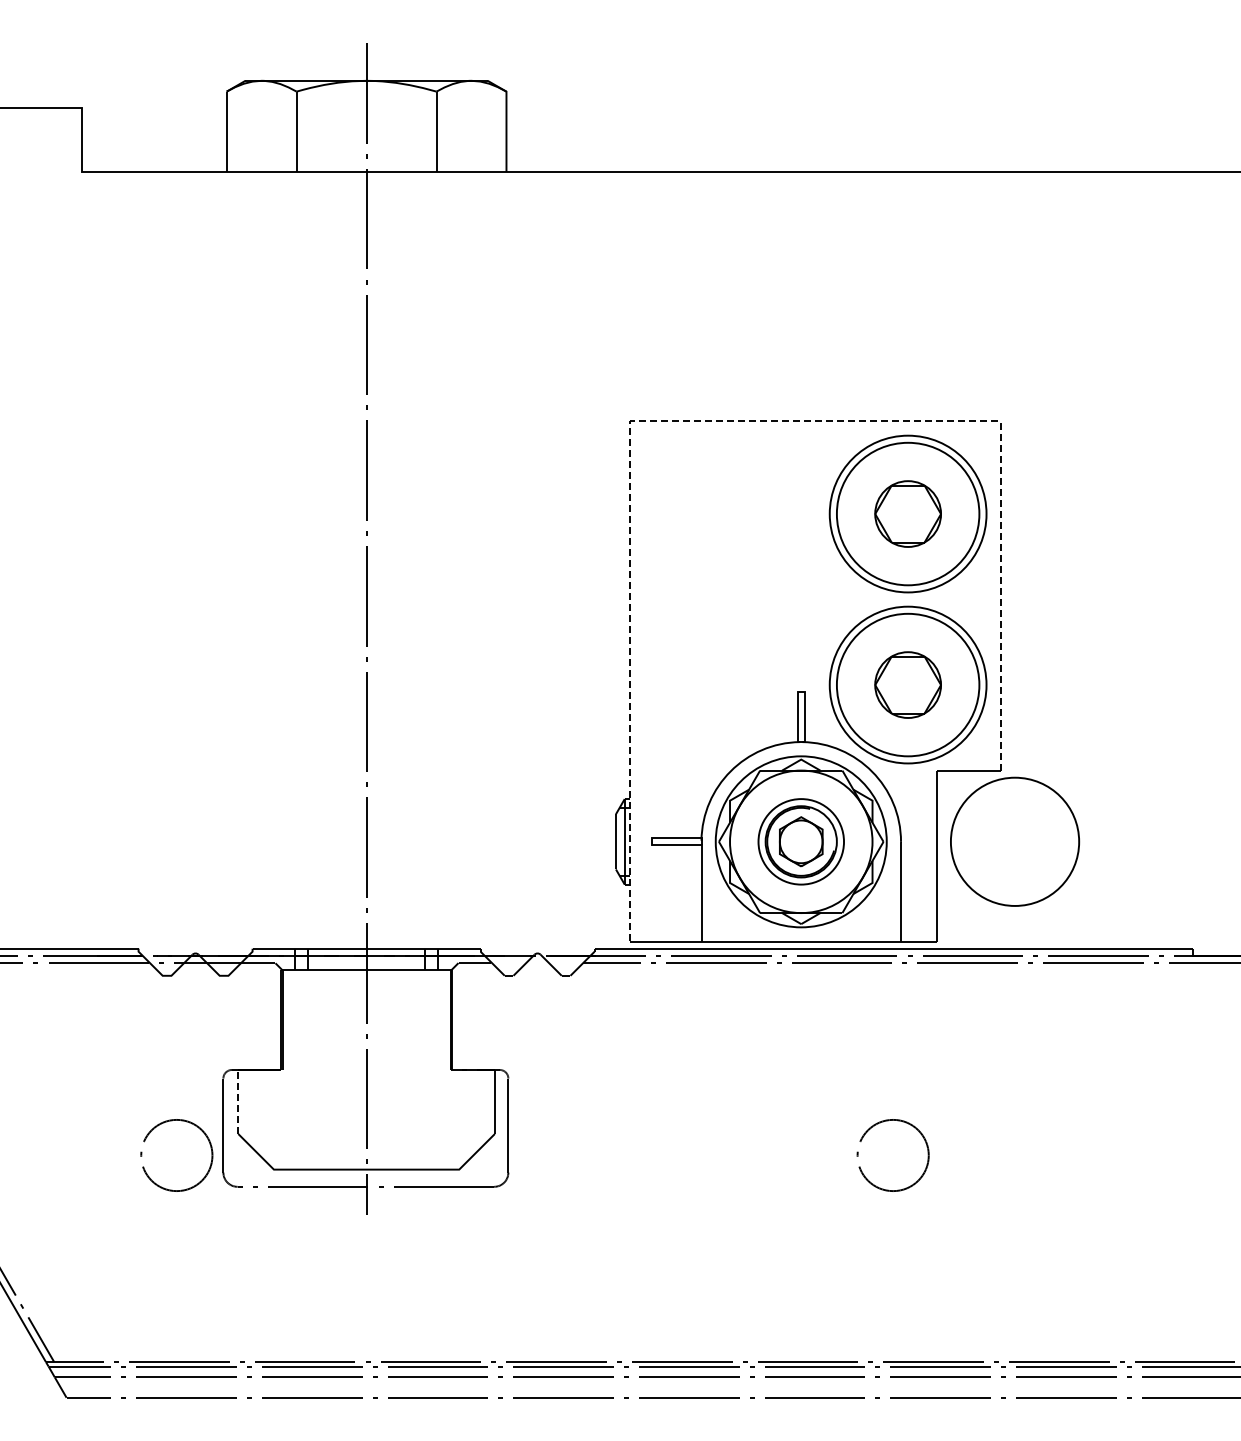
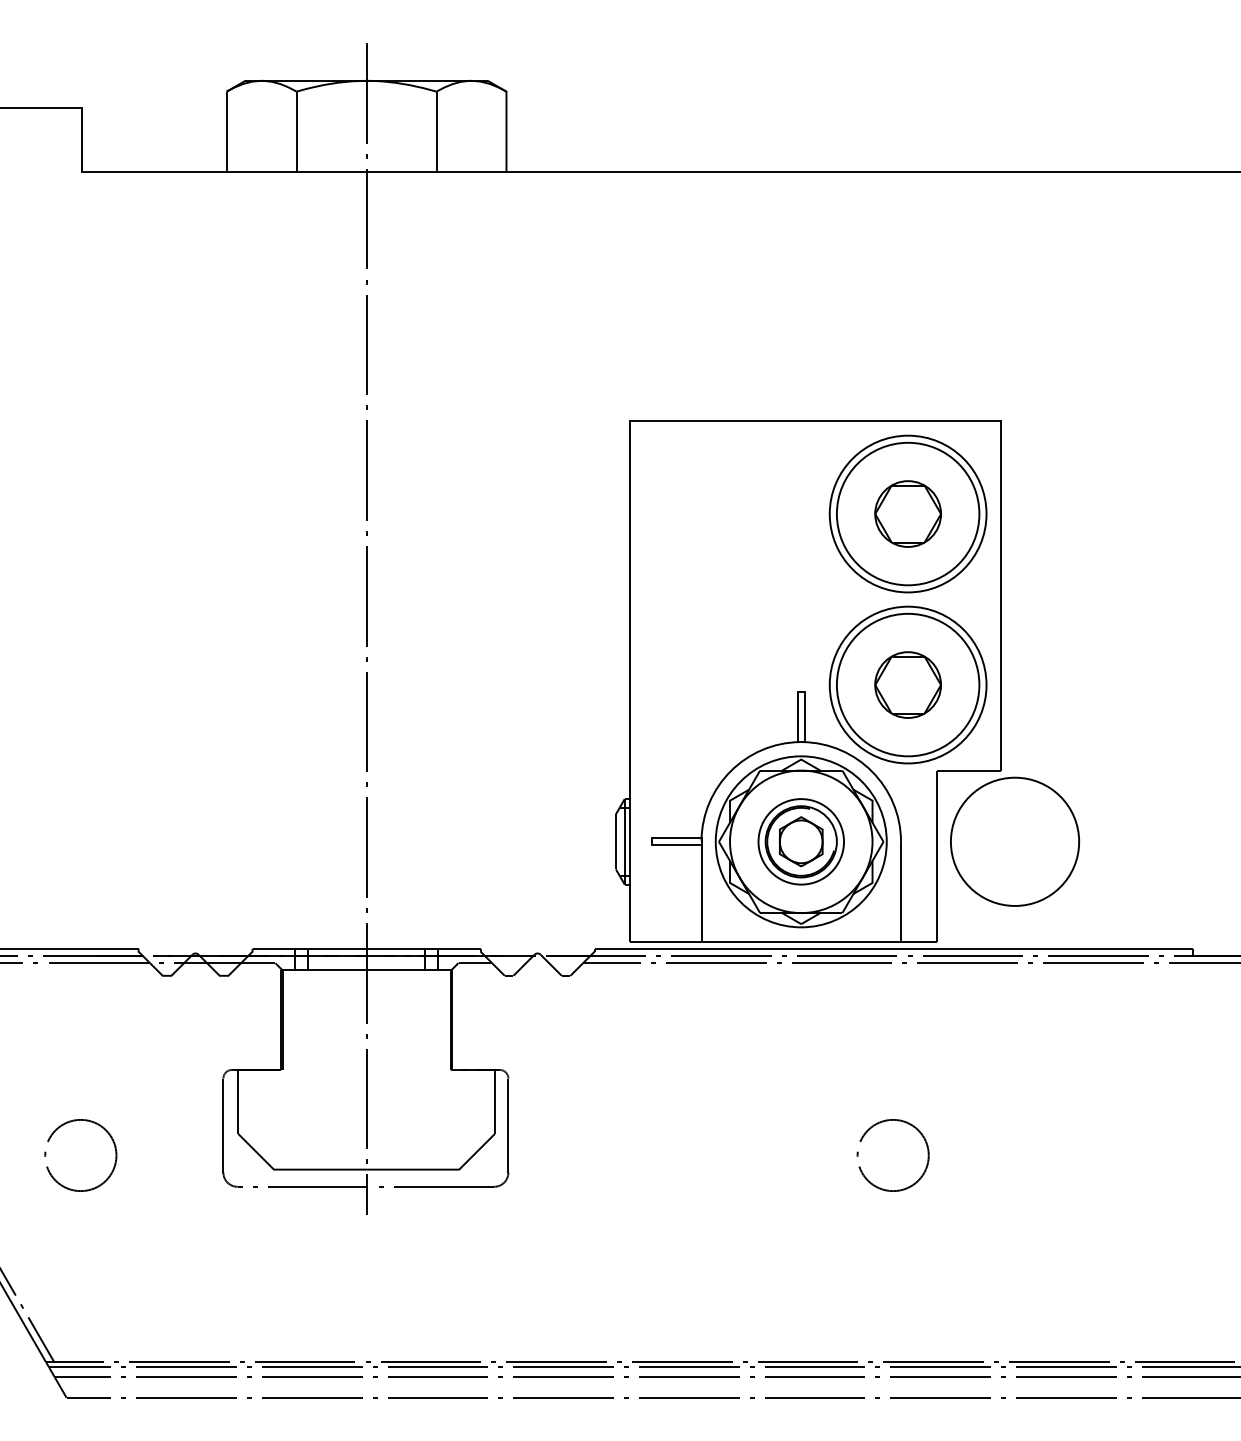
line: dashed -> solid (730, 421)
line: dashed -> solid (238, 1101)
part position: (146, 1139) -> (50, 1139) (50, 1139)
